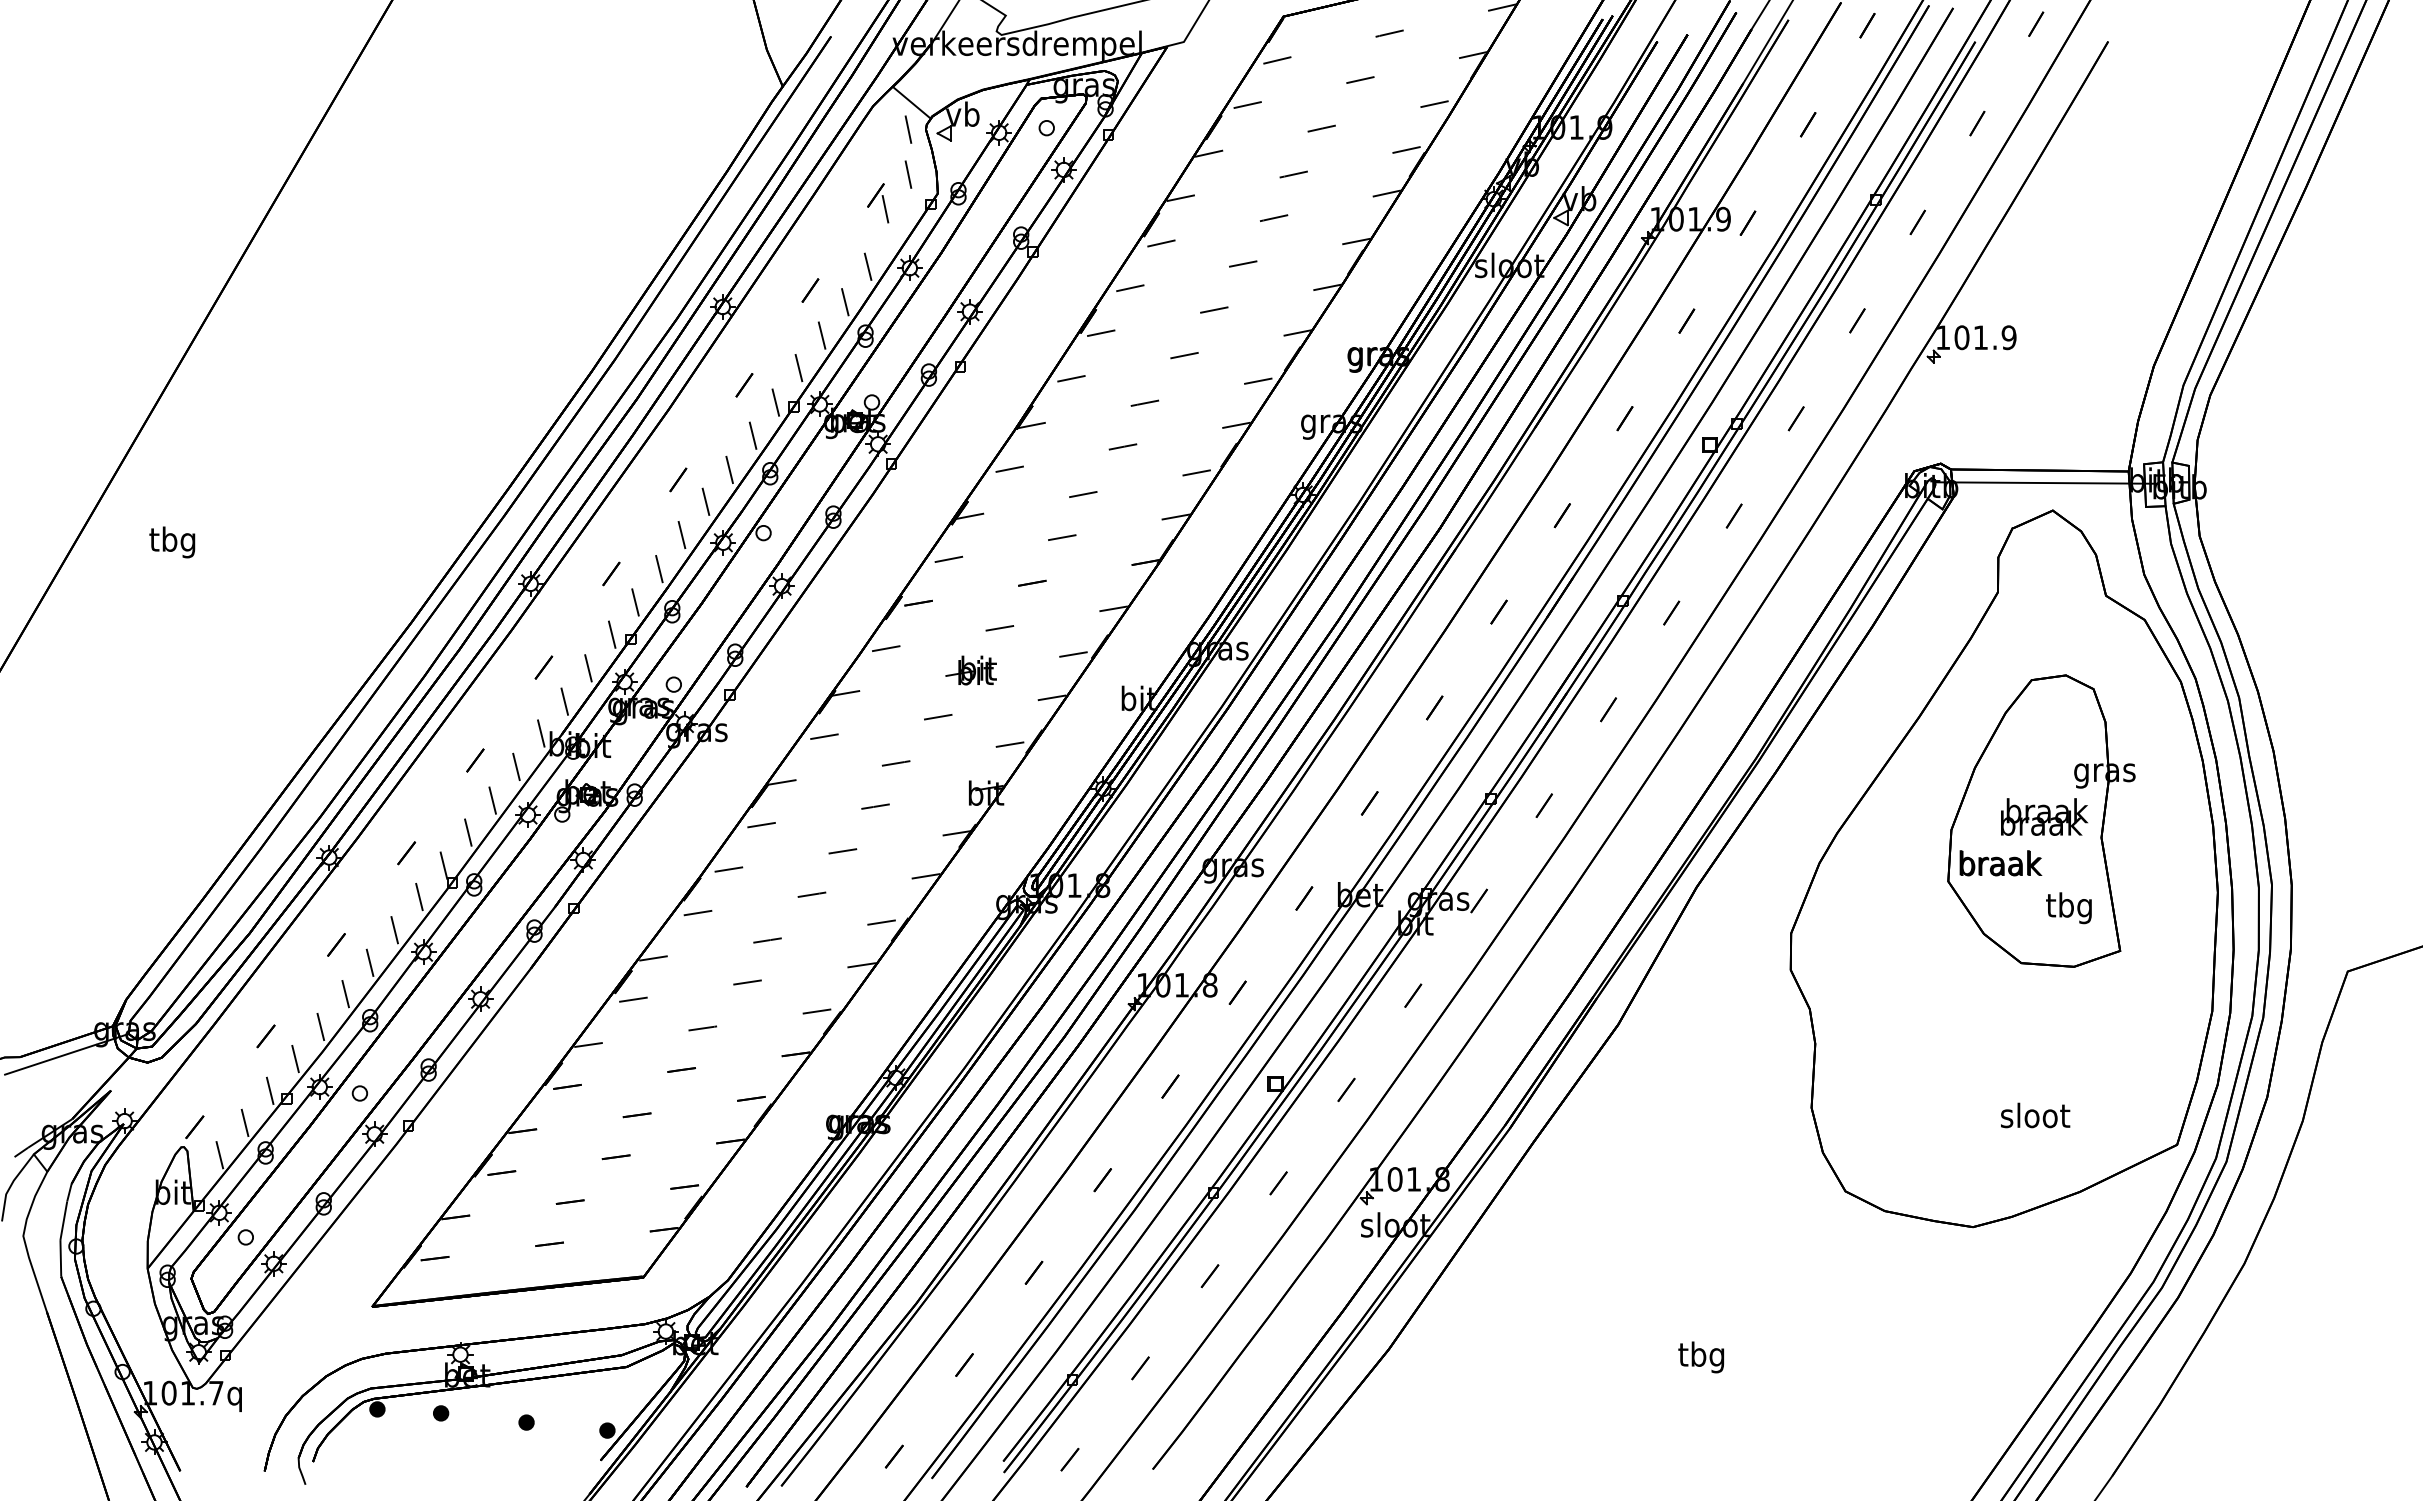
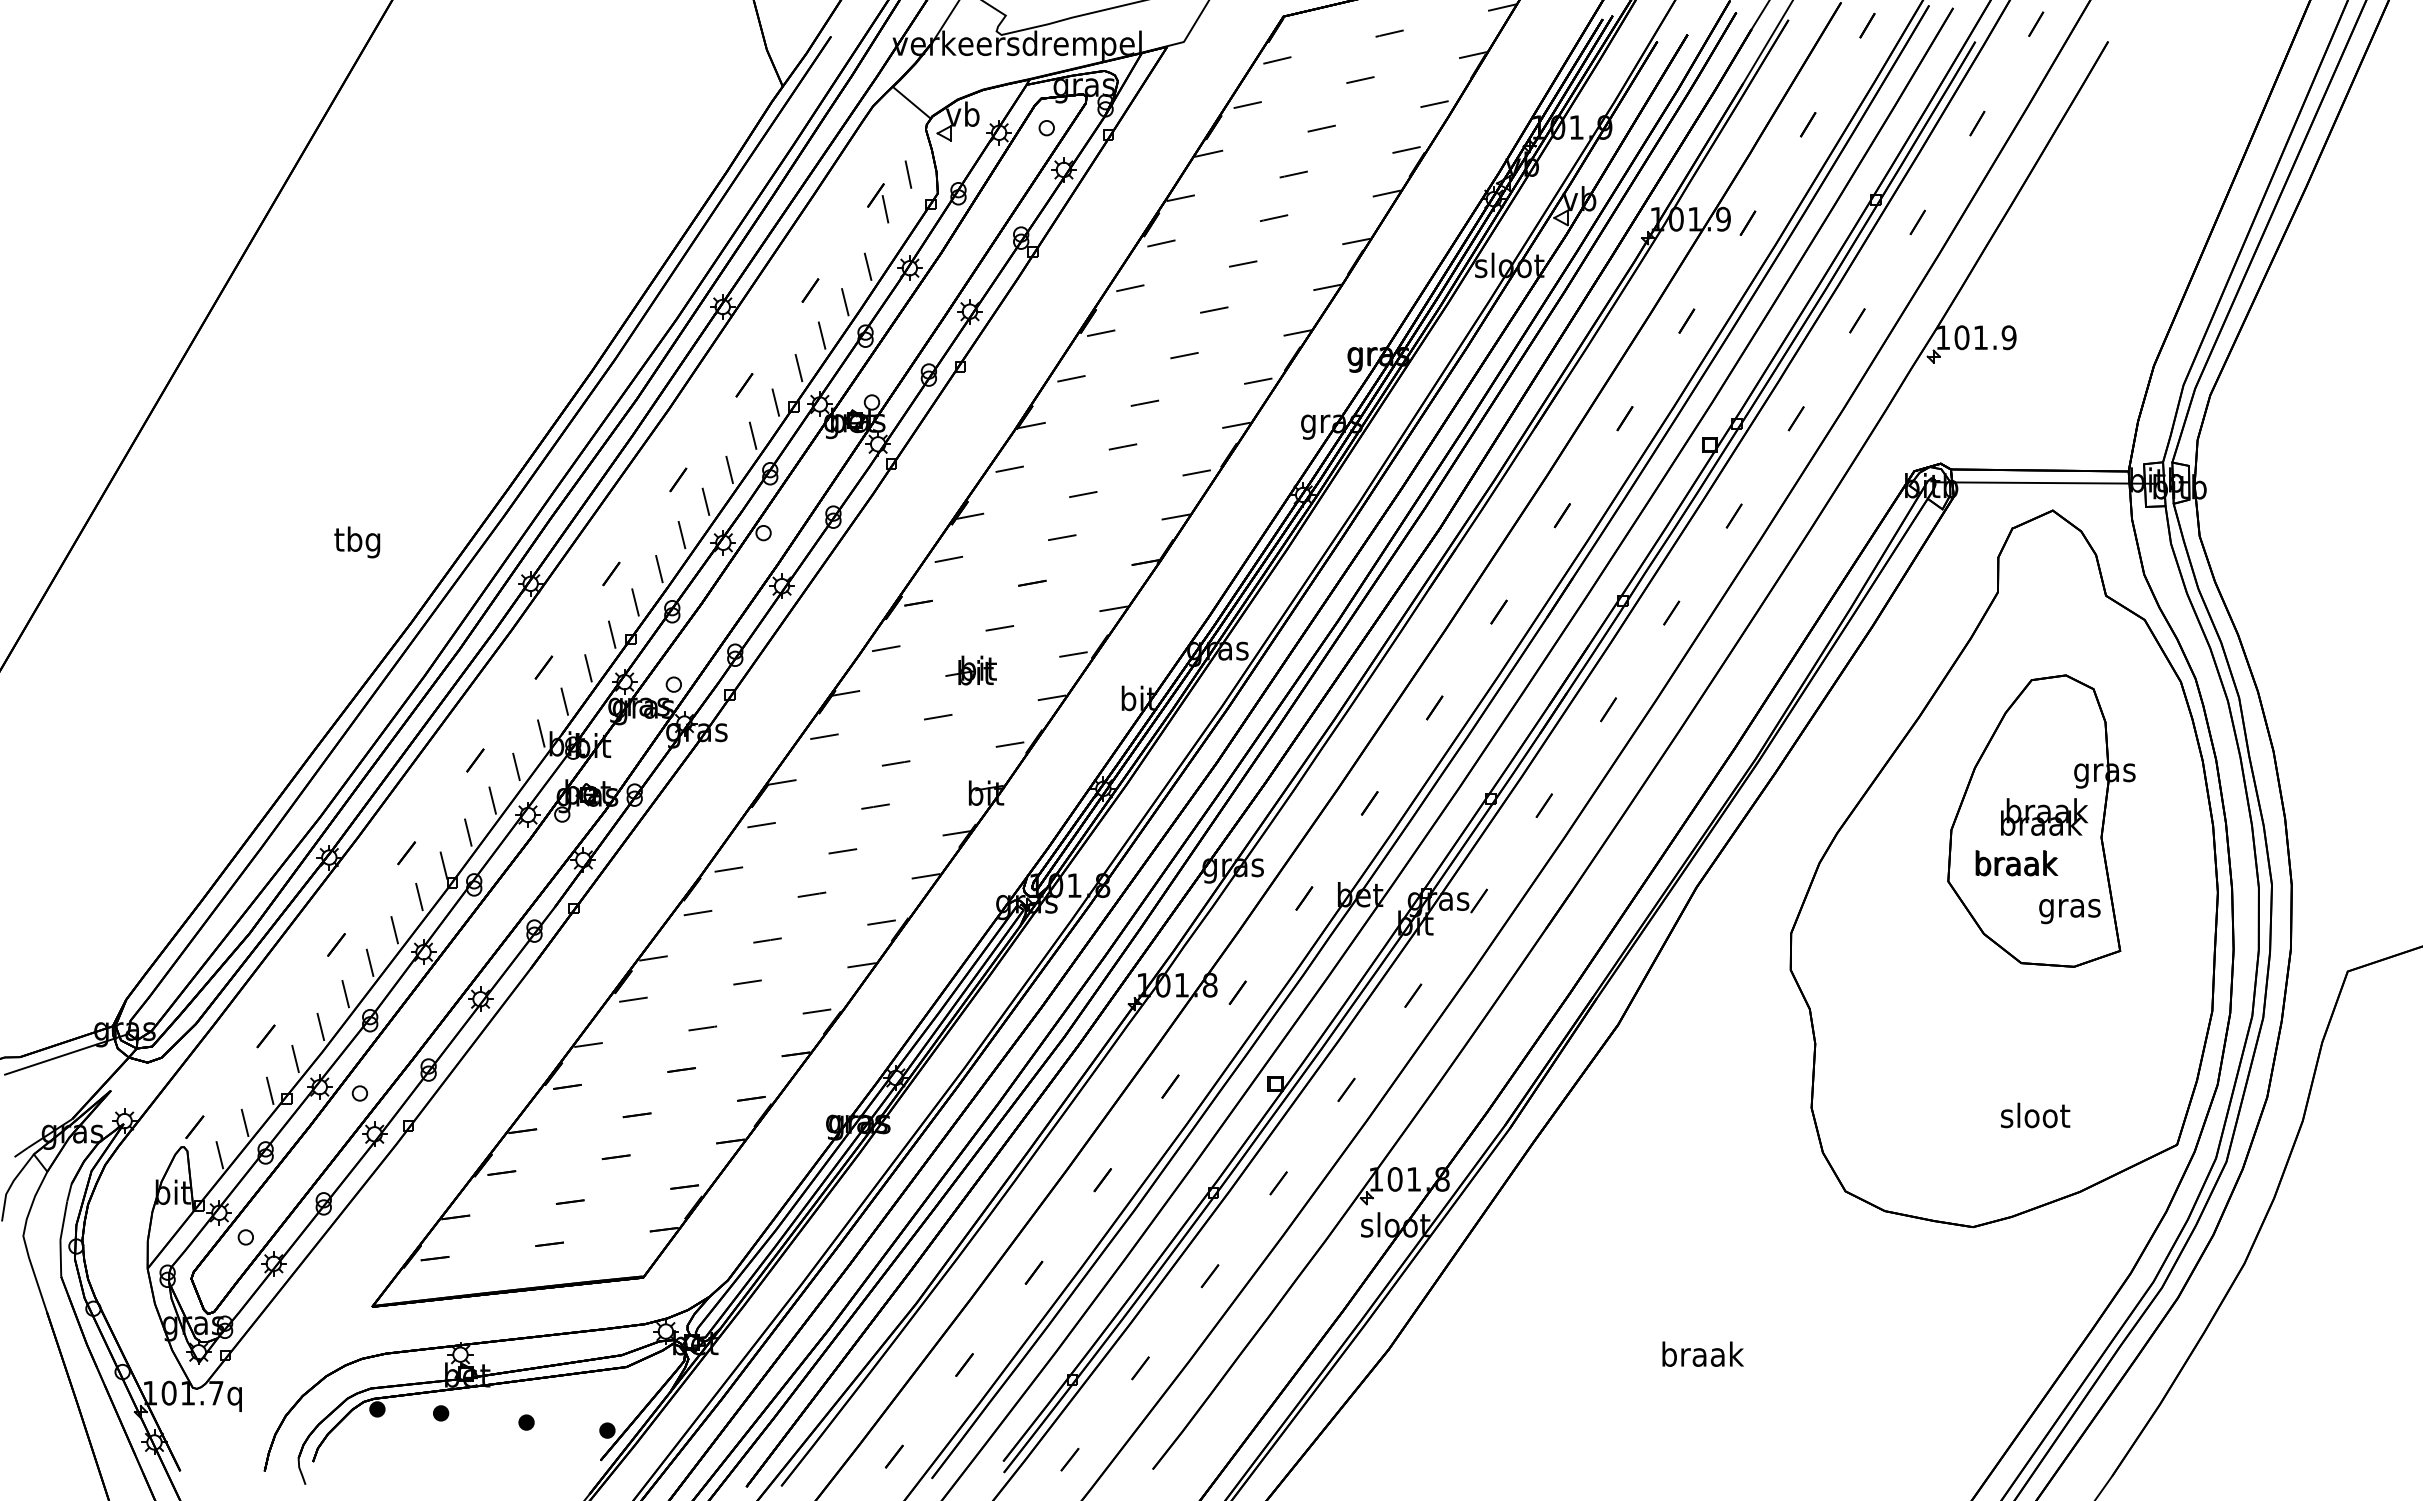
line: present -> none (908, 129)
text position: (172, 542) -> (357, 542) (357, 542)
text position: (2000, 863) -> (2016, 863) (2016, 863)
text: tbg -> gras (2069, 908)
text: tbg -> braak (1702, 1357)
